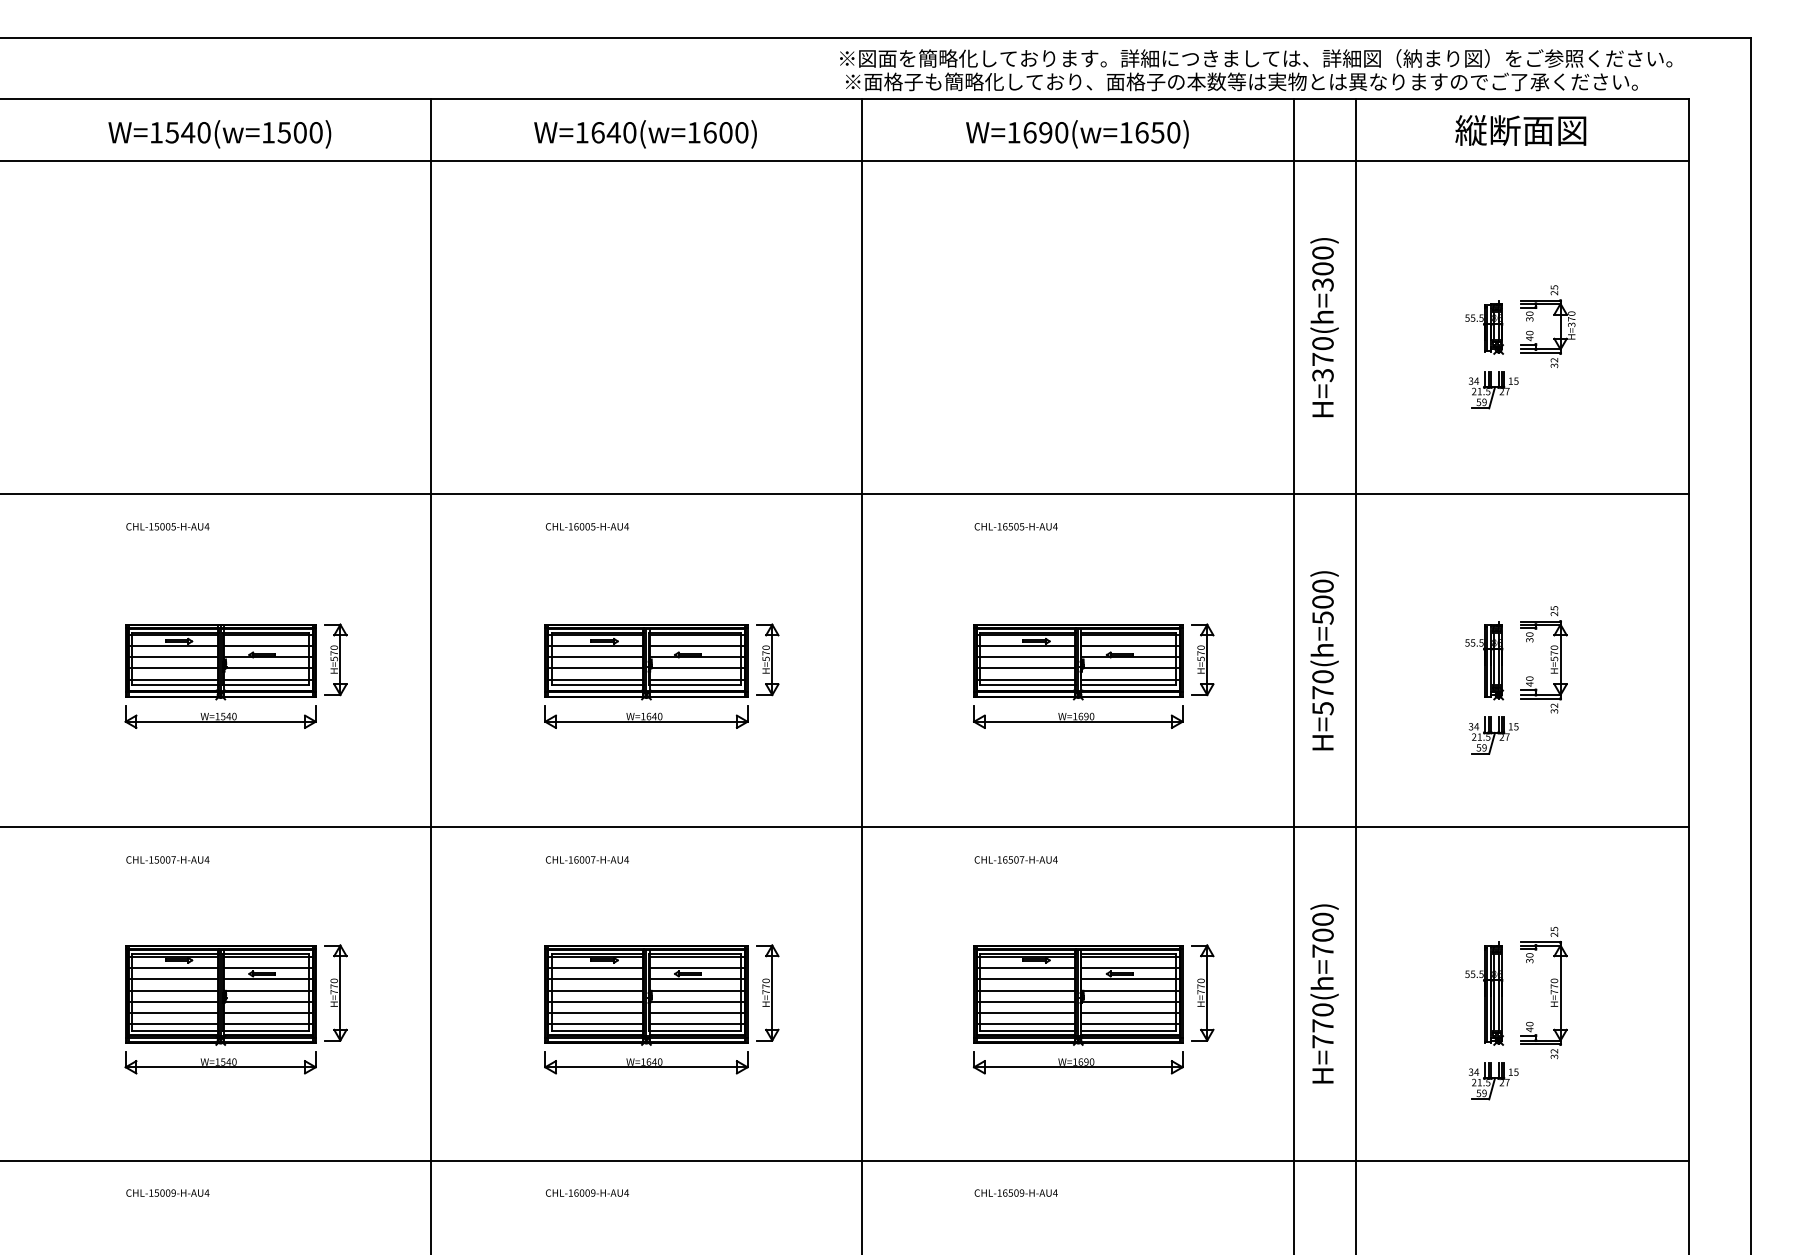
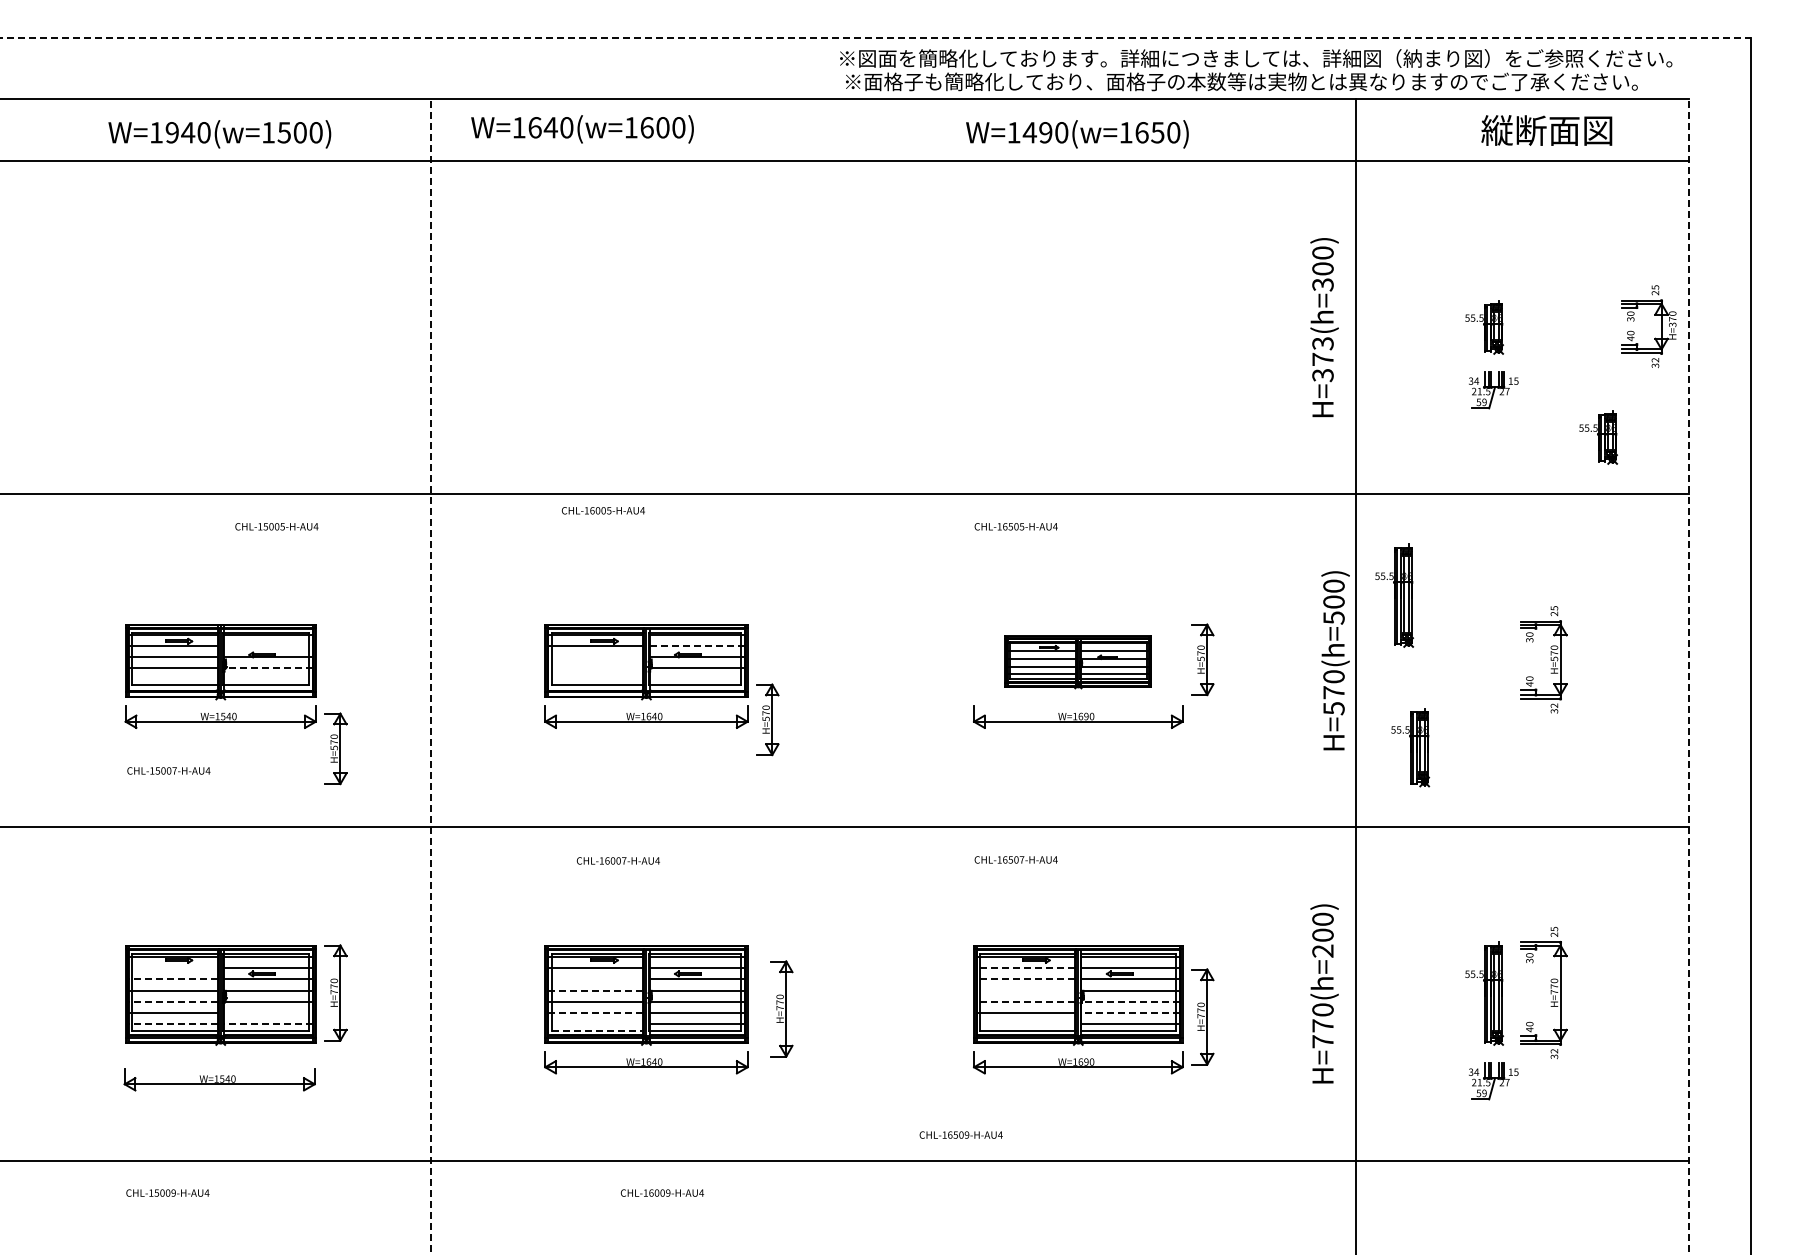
line: solid -> dashed (876, 37)
text position: (1520, 130) -> (1546, 130) (1546, 130)
text: W=1540(w=1500) -> W=1940(w=1500) (171, 132)
text: W=1690(w=1650) -> W=1490(w=1650) (1029, 132)
text position: (645, 134) -> (582, 129) (582, 129)
part position: (1553, 315) -> (1654, 315) (1654, 315)
text: H=370(h=300) -> H=373(h=300) (1322, 343)
part: none -> present (1598, 437)
text position: (167, 526) -> (276, 526) (276, 526)
text position: (586, 526) -> (602, 510) (602, 510)
part: none -> present (1394, 595)
line: present -> none (267, 646)
line: solid -> dashed (697, 646)
line: present -> none (595, 657)
part position: (335, 659) -> (335, 748) (335, 748)
part position: (767, 659) -> (767, 719) (767, 719)
text position: (1324, 660) -> (1335, 660) (1335, 660)
part position: (1484, 660) -> (1410, 747) (1410, 747)
part size: 211x77 px -> 148x55 px (1077, 662)
line: solid -> dashed (267, 668)
line: present -> none (595, 668)
line: present -> none (862, 675)
line: present -> none (1294, 675)
line: solid -> dashed (430, 676)
line: solid -> dashed (1689, 676)
line: present -> none (172, 679)
line: present -> none (267, 679)
line: present -> none (595, 679)
line: present -> none (696, 679)
part: present -> none (1493, 735)
text position: (167, 859) -> (168, 770) (168, 770)
text position: (587, 859) -> (618, 860) (618, 860)
text: H=770(h=700) -> H=770(h=200) (1322, 950)
line: present -> none (172, 968)
line: solid -> dashed (1025, 968)
line: solid -> dashed (172, 979)
line: present -> none (595, 979)
line: solid -> dashed (1025, 979)
line: solid -> dashed (595, 990)
line: present -> none (1026, 990)
part position: (767, 992) -> (781, 1008) (781, 1008)
part position: (1202, 992) -> (1202, 1016) (1202, 1016)
line: solid -> dashed (172, 1001)
line: solid -> dashed (1025, 1001)
line: solid -> dashed (1130, 1001)
line: present -> none (267, 1012)
line: solid -> dashed (595, 1012)
line: solid -> dashed (1130, 1012)
line: solid -> dashed (172, 1023)
line: solid -> dashed (267, 1023)
line: present -> none (595, 1023)
line: present -> none (1026, 1023)
line: solid -> dashed (598, 1030)
part position: (220, 1062) -> (219, 1079) (219, 1079)
text position: (587, 1192) -> (662, 1192) (662, 1192)
text position: (1015, 1192) -> (960, 1134) (960, 1134)
